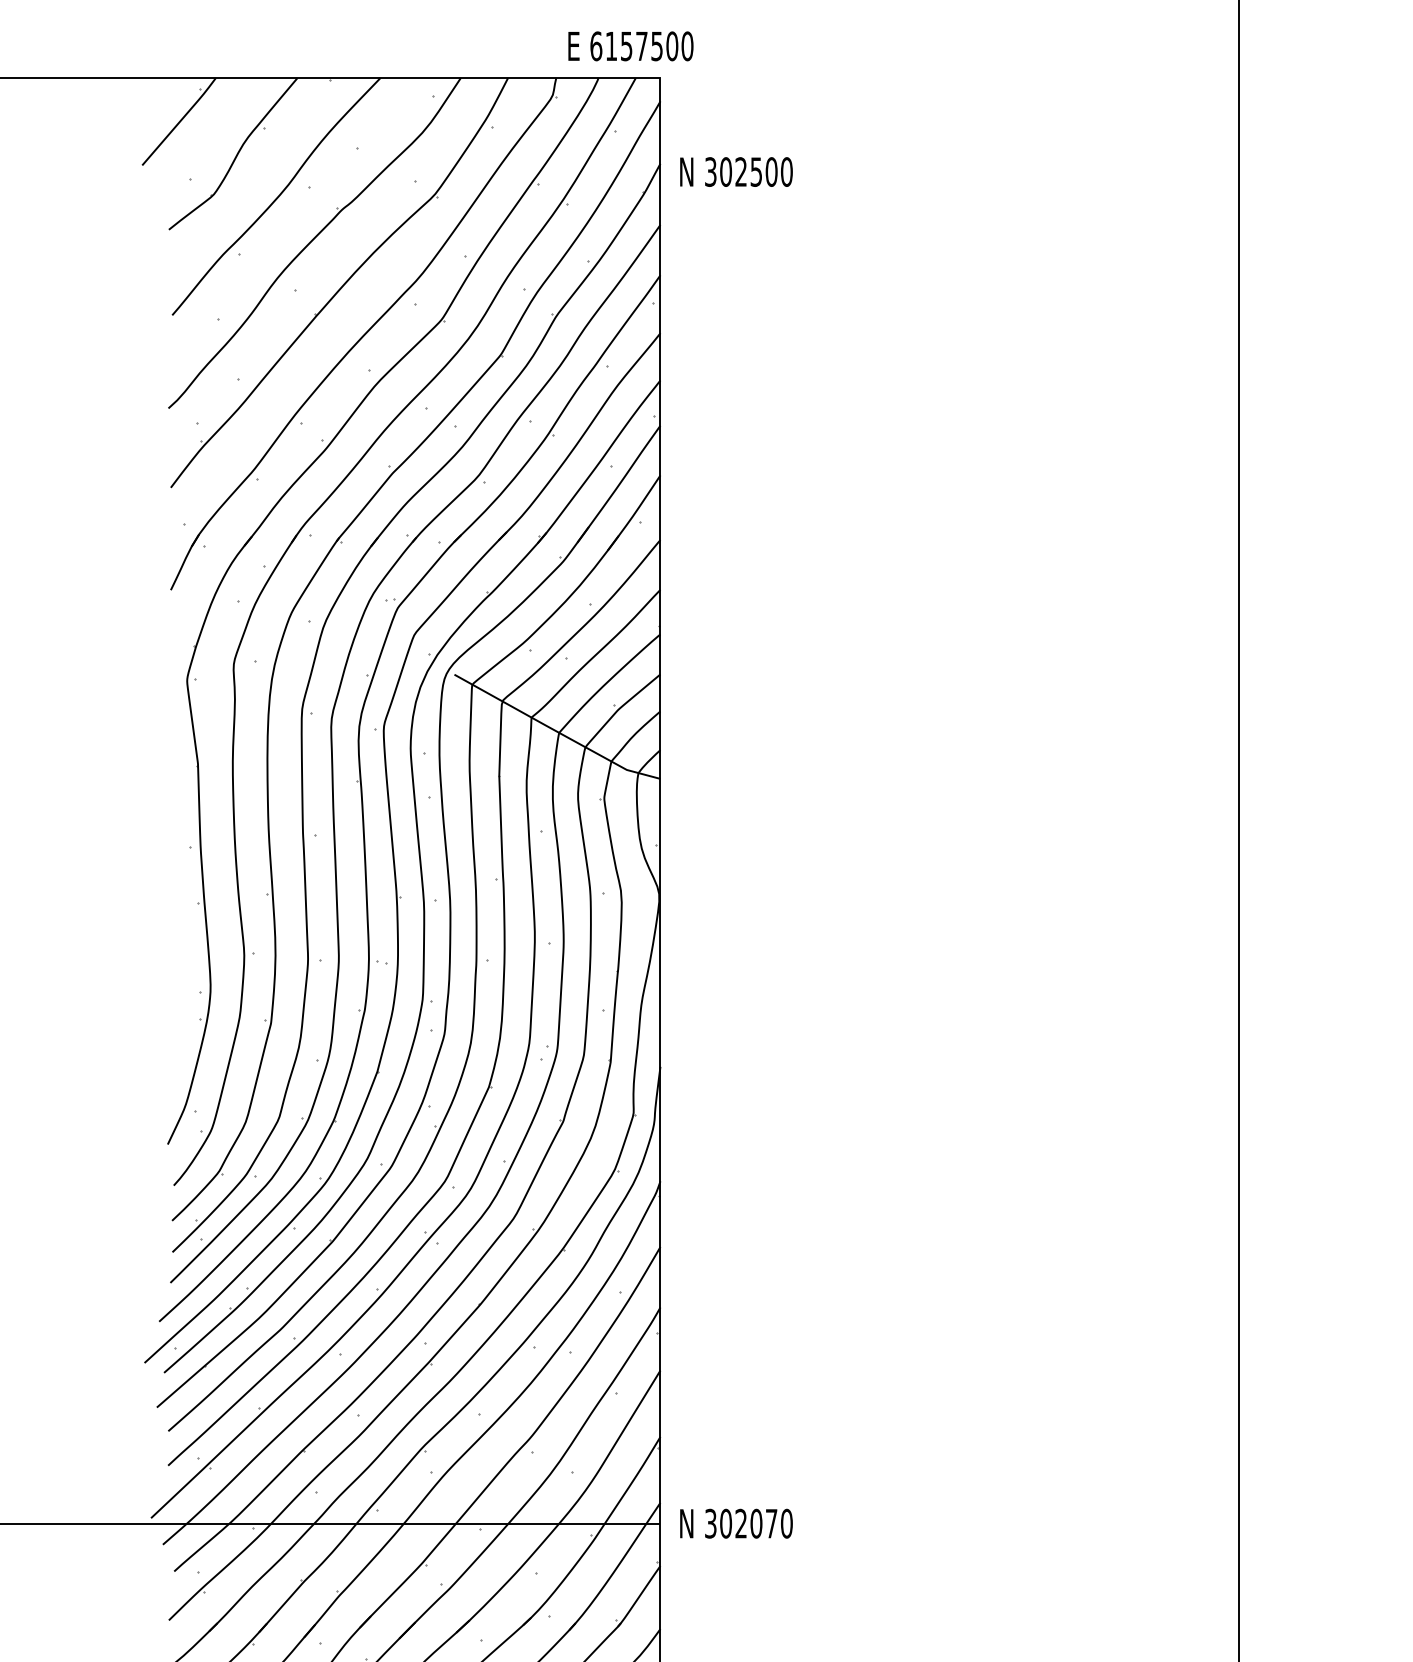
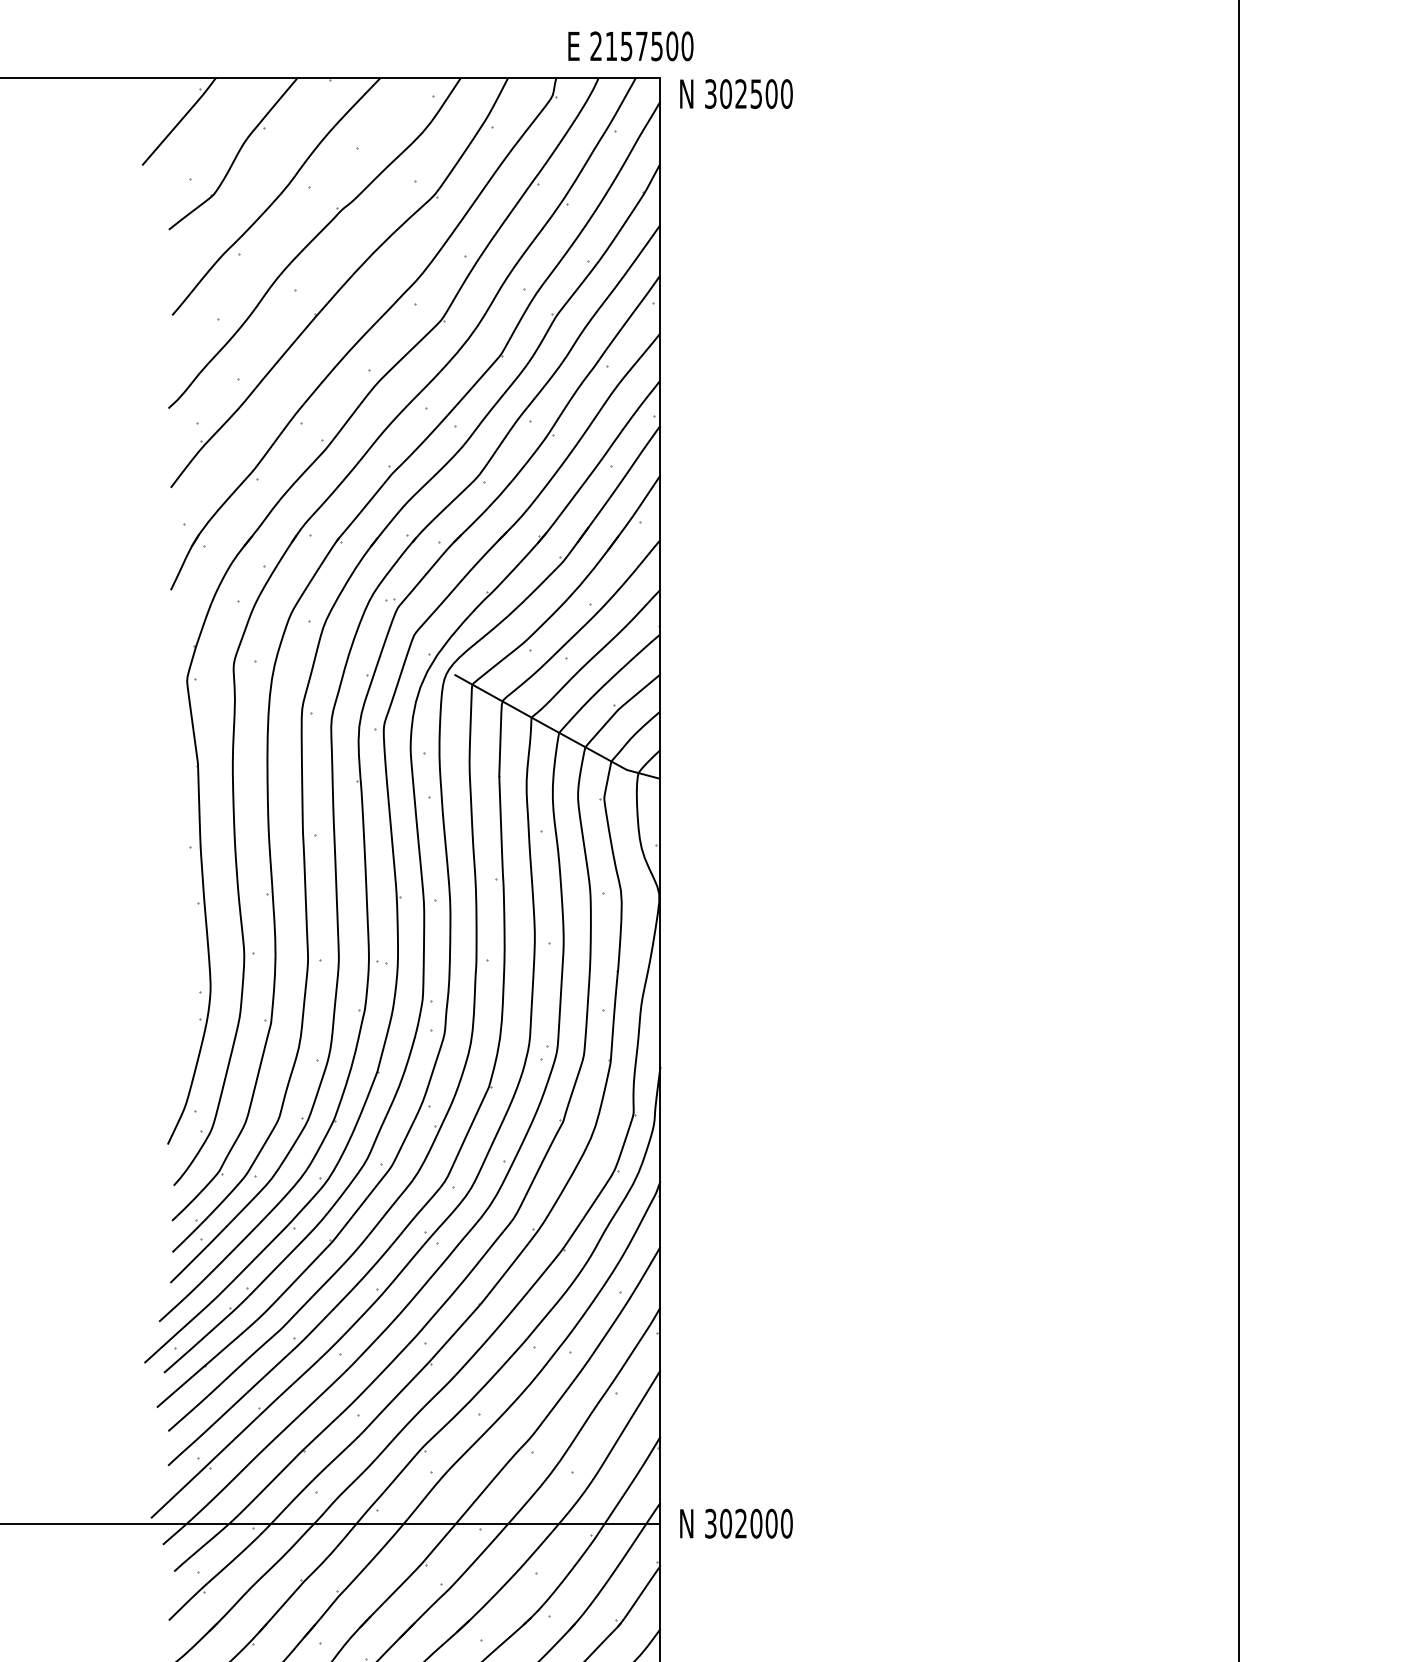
text: 6157500 -> 2157500 (596, 46)
text position: (736, 171) -> (736, 93) (736, 93)
text: 302070 -> 302000 (771, 1523)
